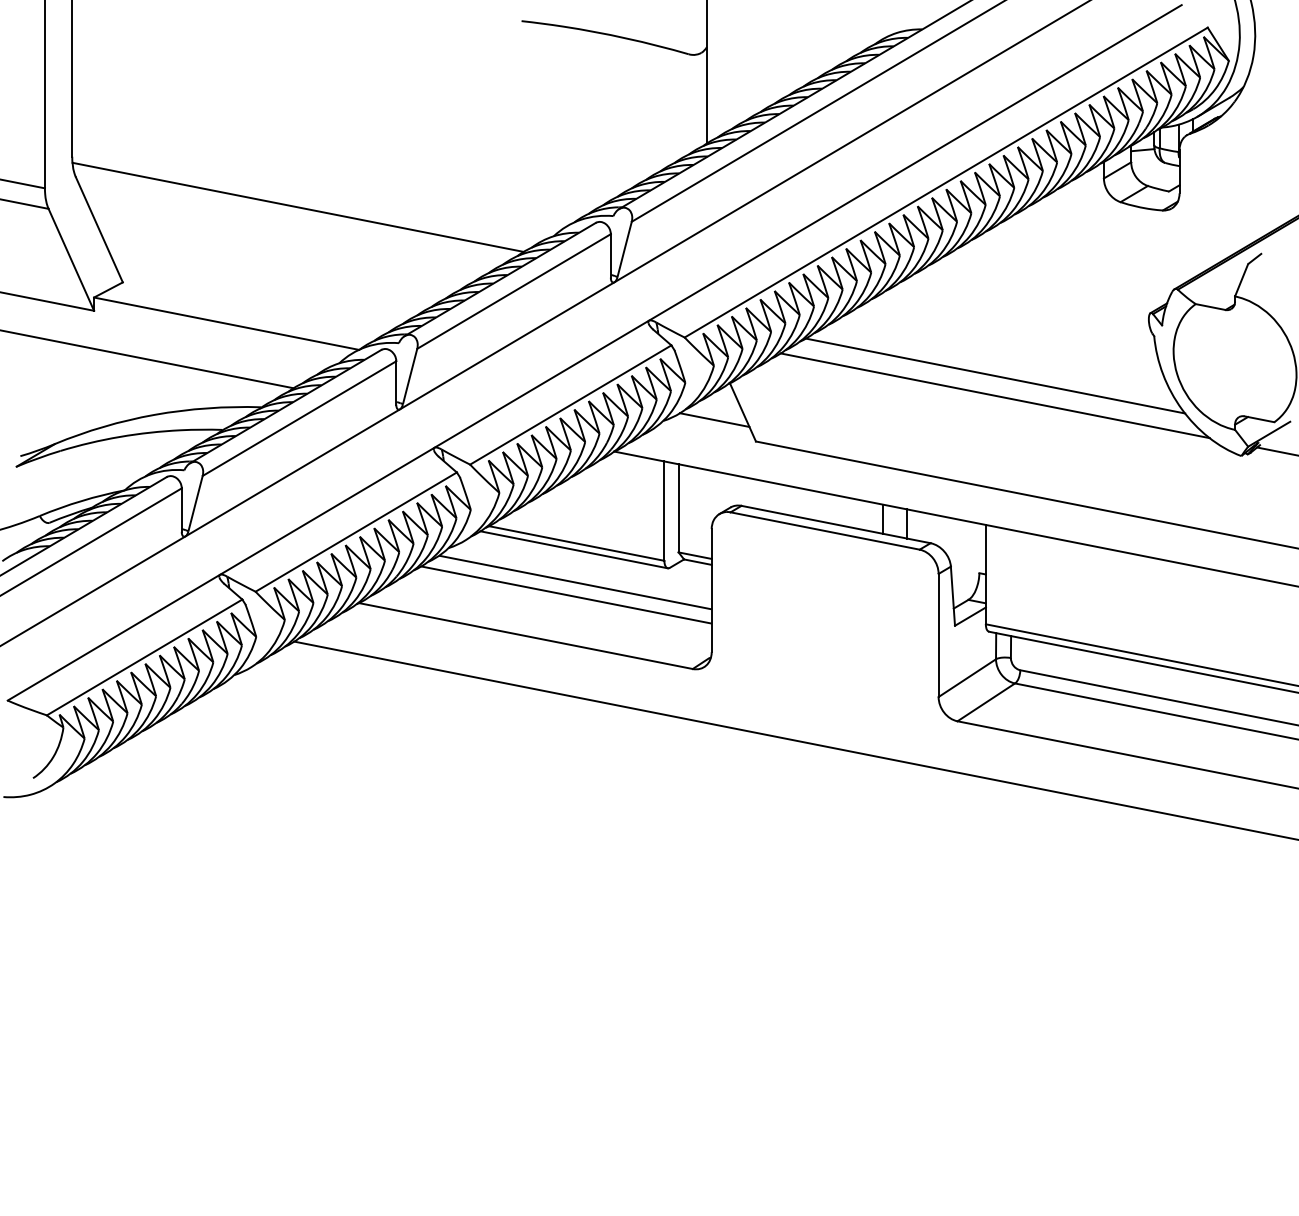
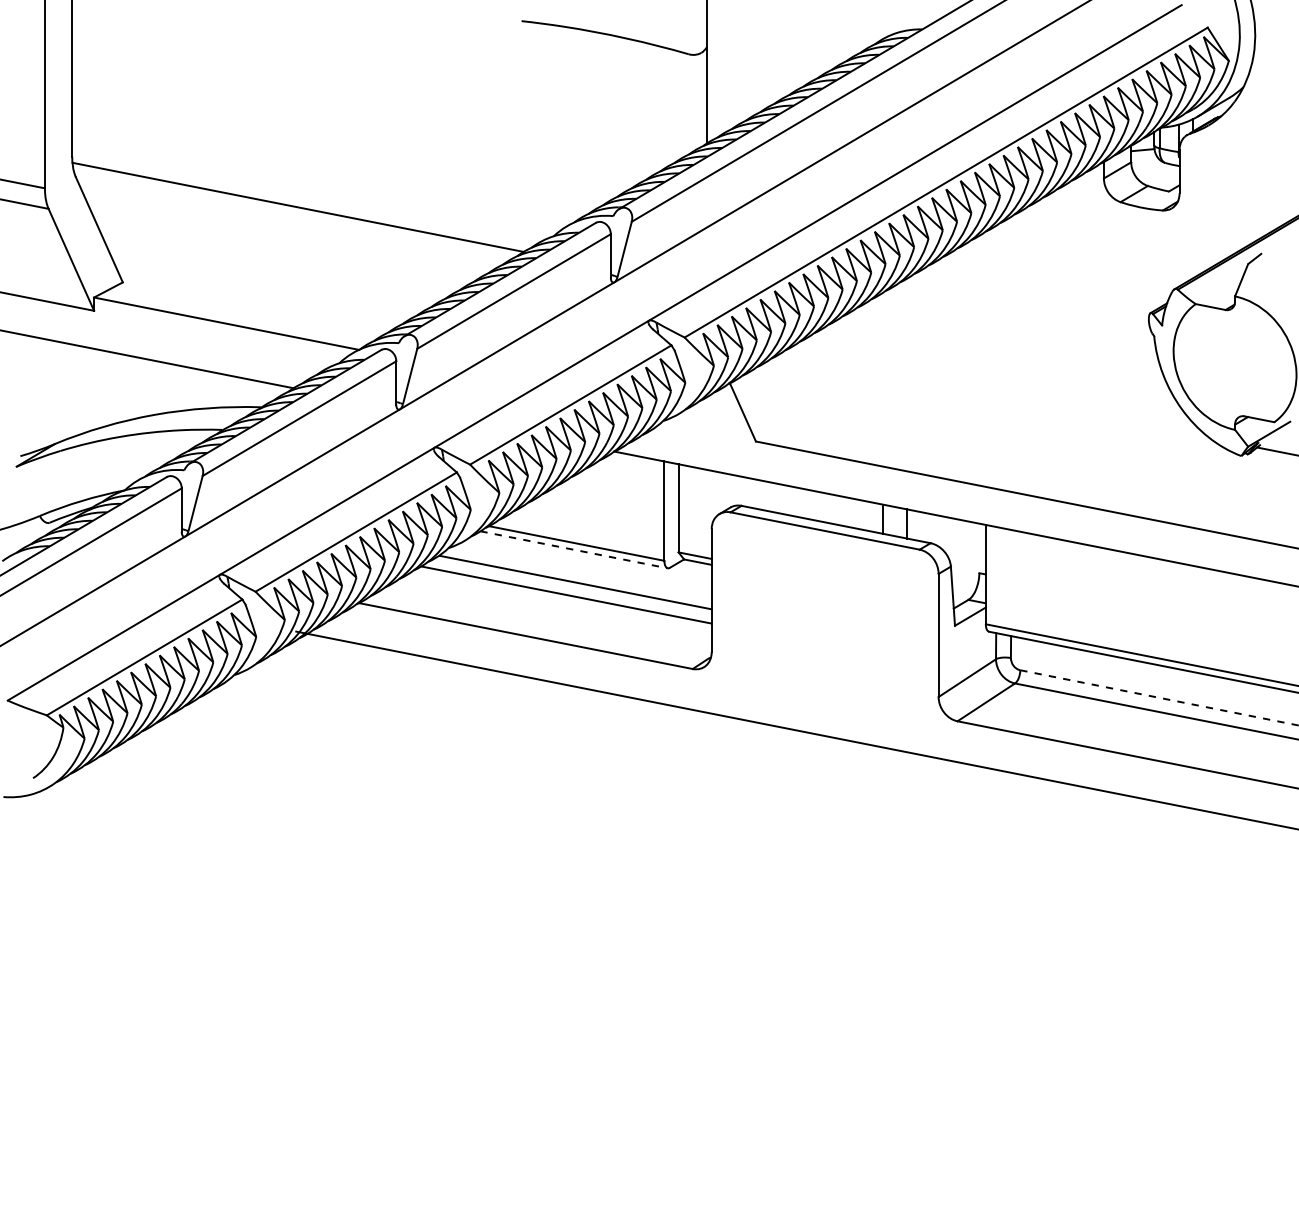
line: present -> none (995, 375)
line: present -> none (994, 395)
line: present -> none (714, 419)
line: solid -> dashed (574, 549)
line: solid -> dashed (1159, 697)
line position: (794, 740) -> (795, 730) (795, 730)
